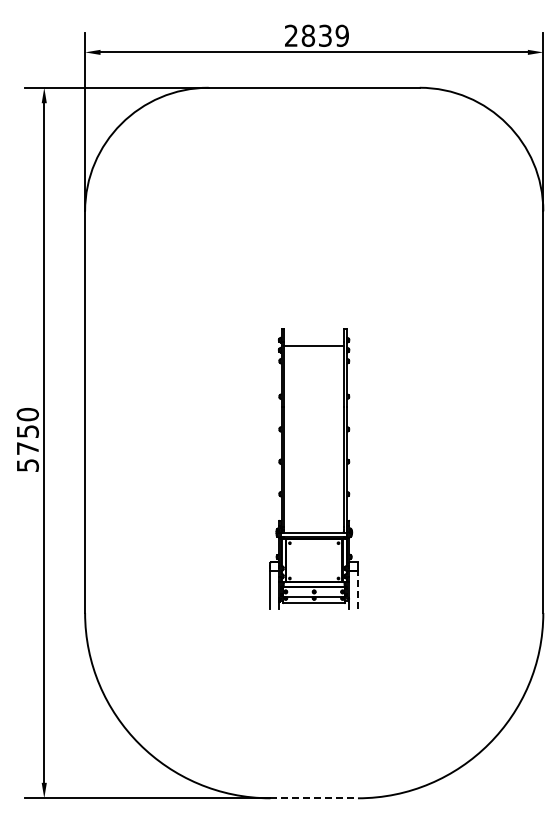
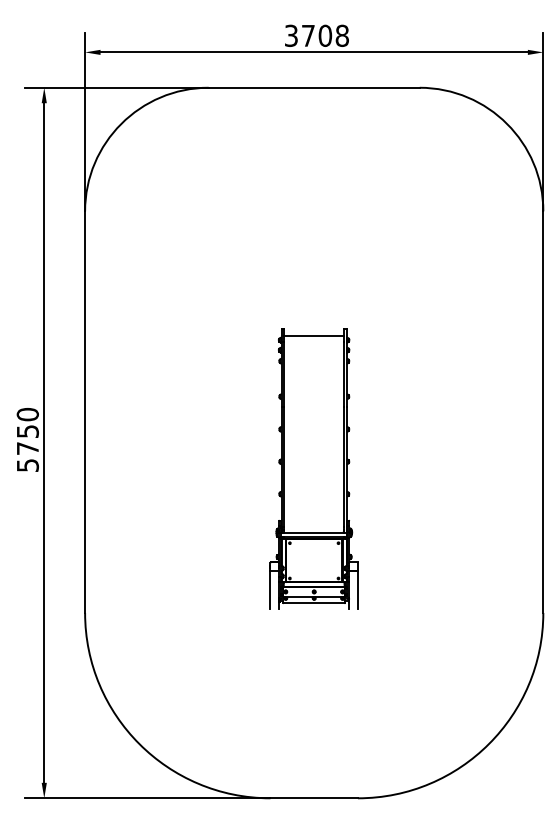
text: 2839 -> 3708 (316, 35)
line position: (314, 346) -> (314, 336) (314, 336)
line: dashed -> solid (357, 589)
line: dashed -> solid (314, 798)
